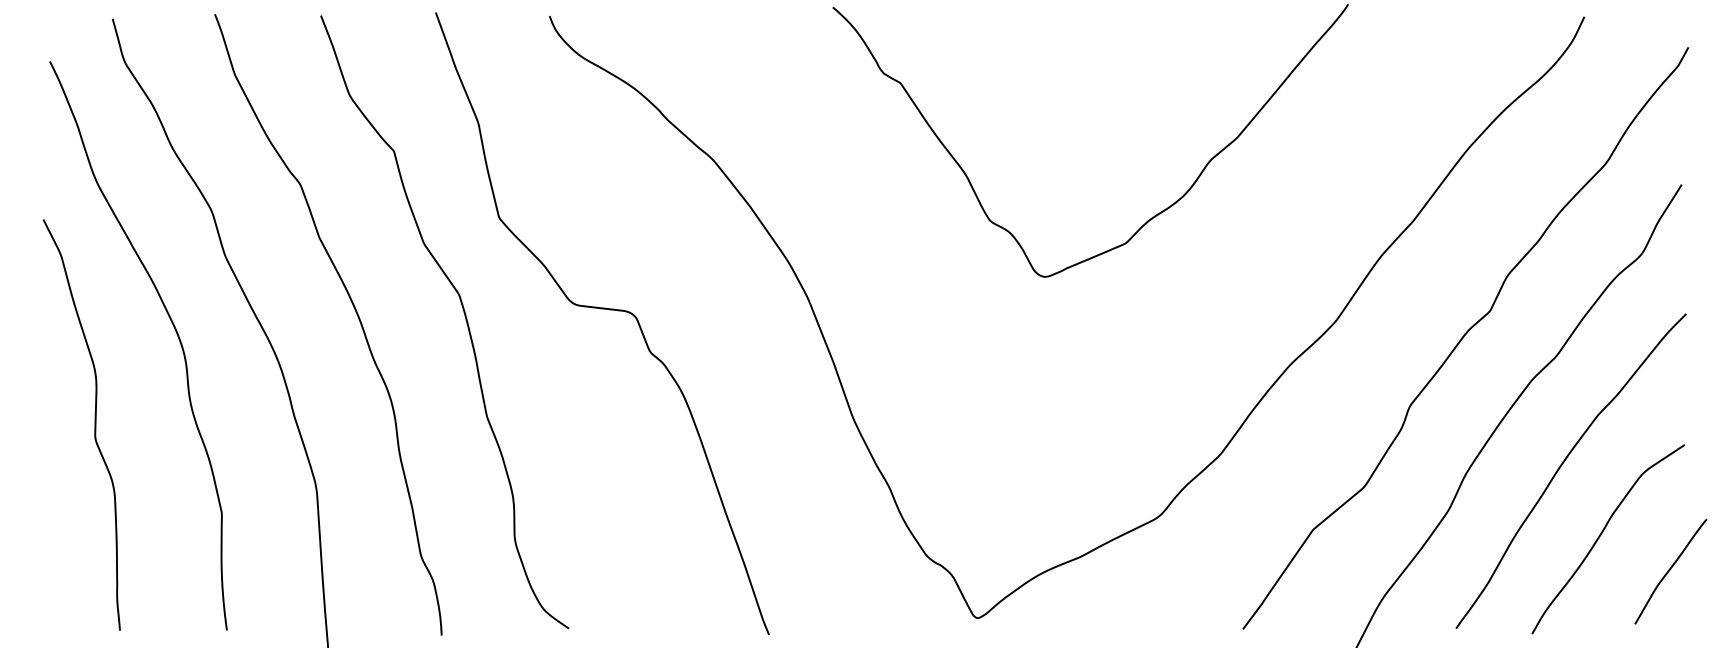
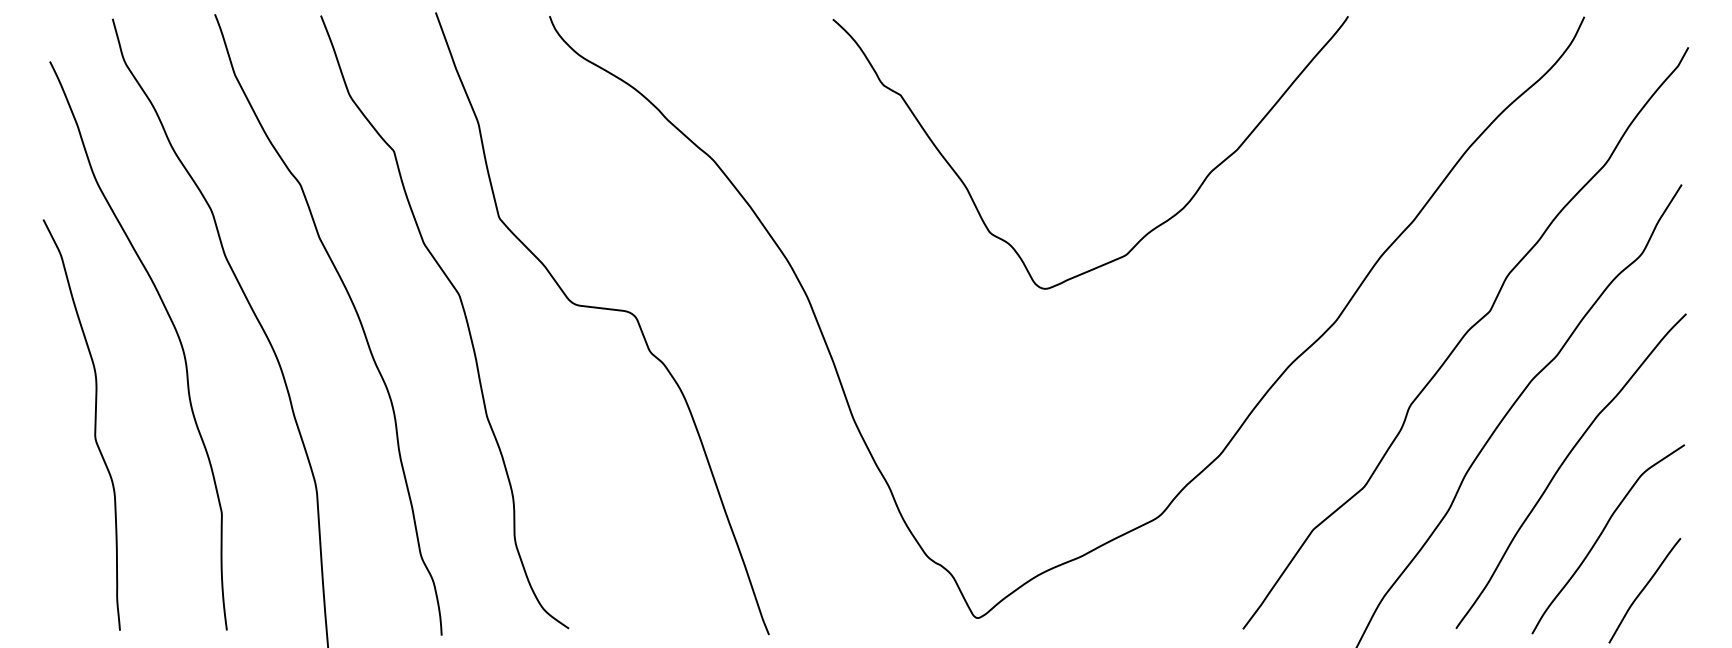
curve position: (1147, 220) -> (1147, 232) (1147, 232)
curve position: (1670, 570) -> (1644, 589) (1644, 589)
